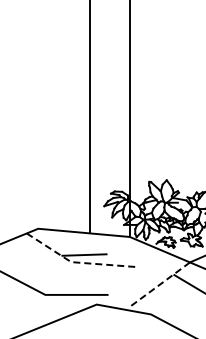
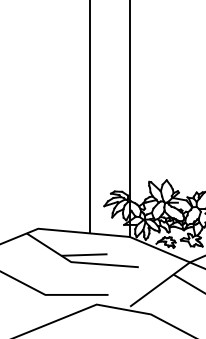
line: dashed -> solid (78, 262)
line: dashed -> solid (159, 284)
